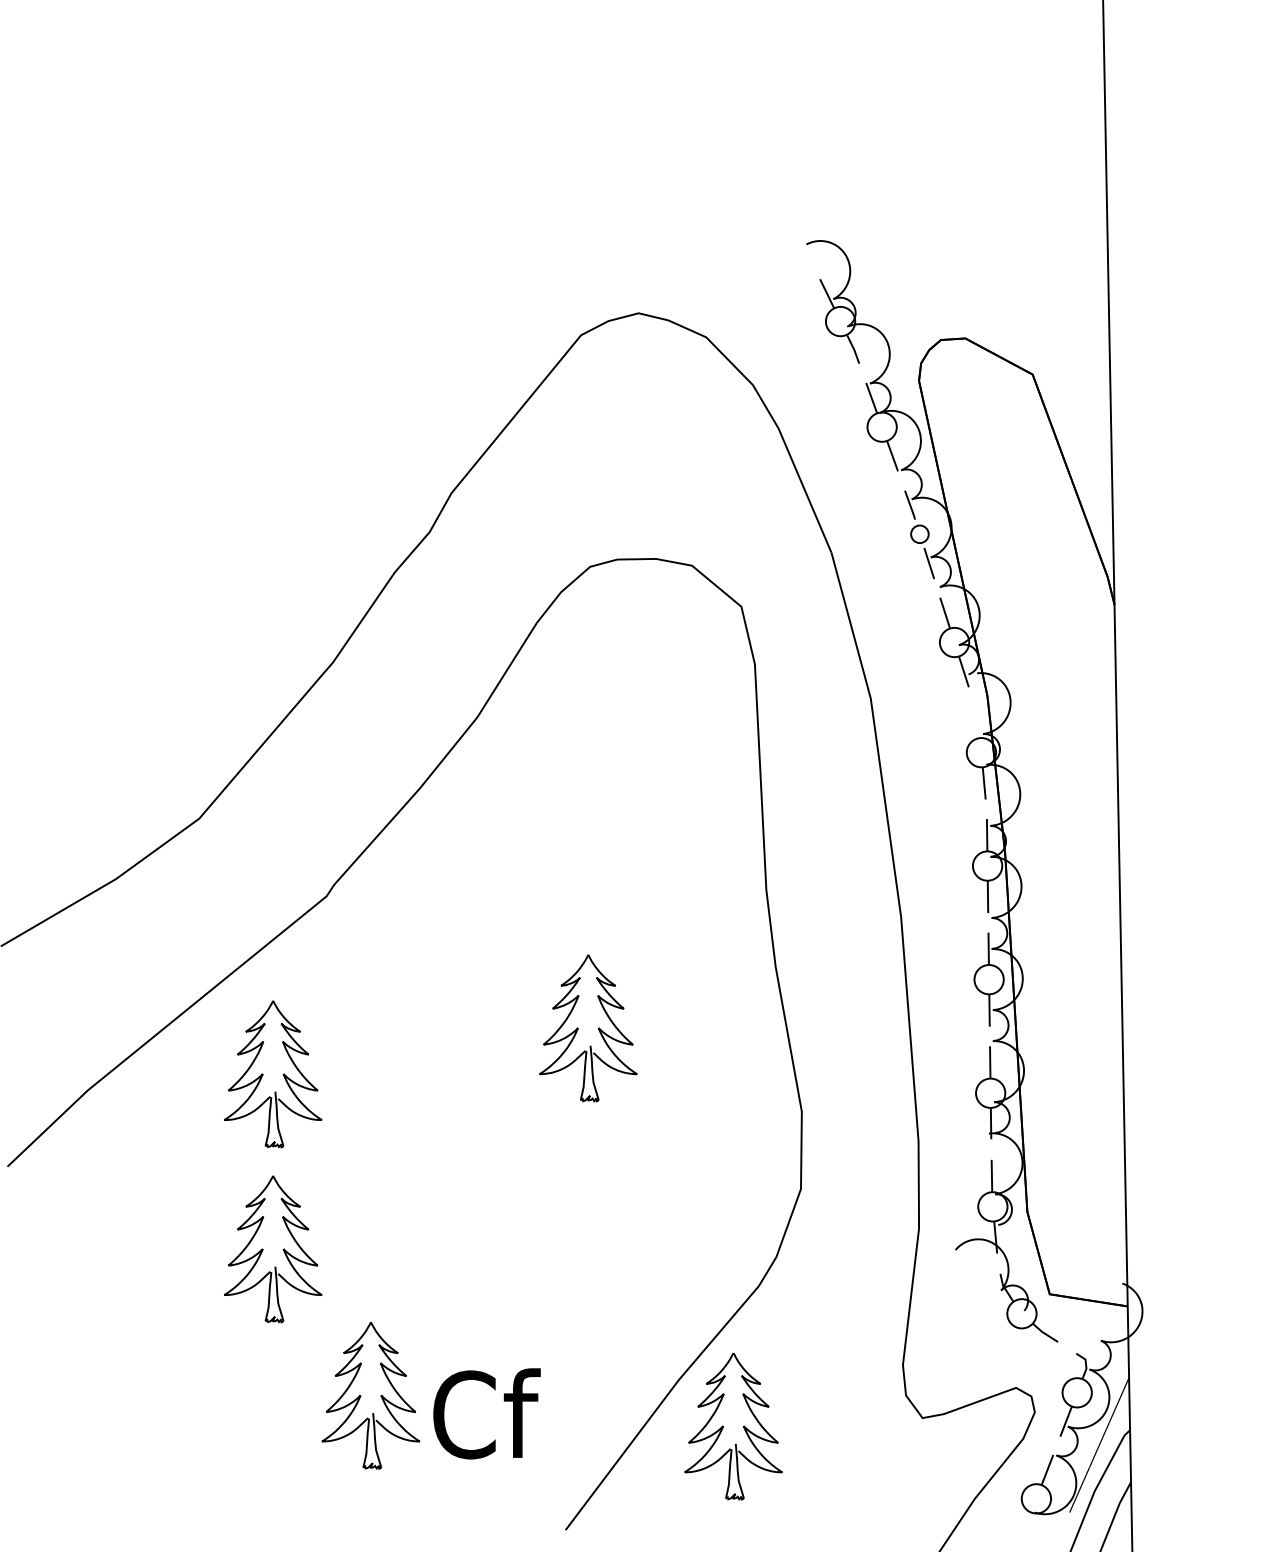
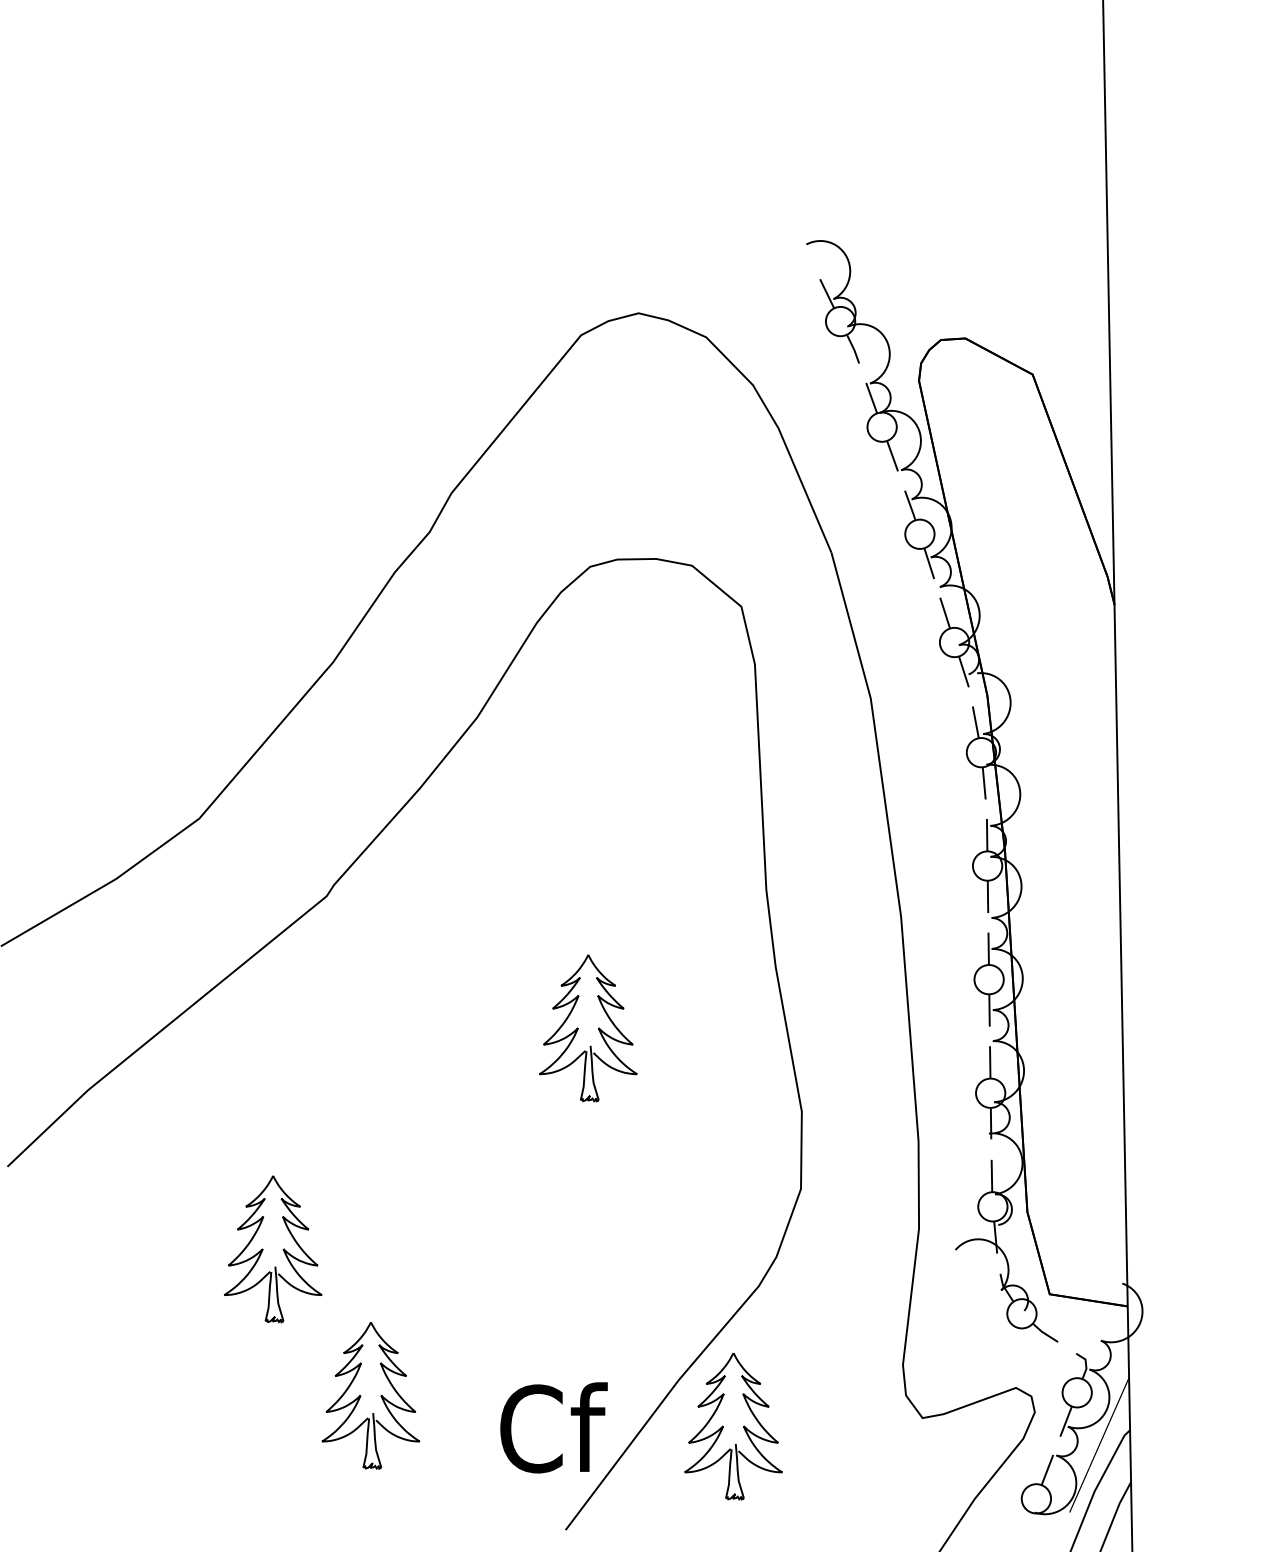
circle diameter: 18 px -> 29 px (919, 533)
line: none -> present (975, 722)
part: present -> none (273, 1074)
text position: (486, 1413) -> (553, 1427) (553, 1427)
